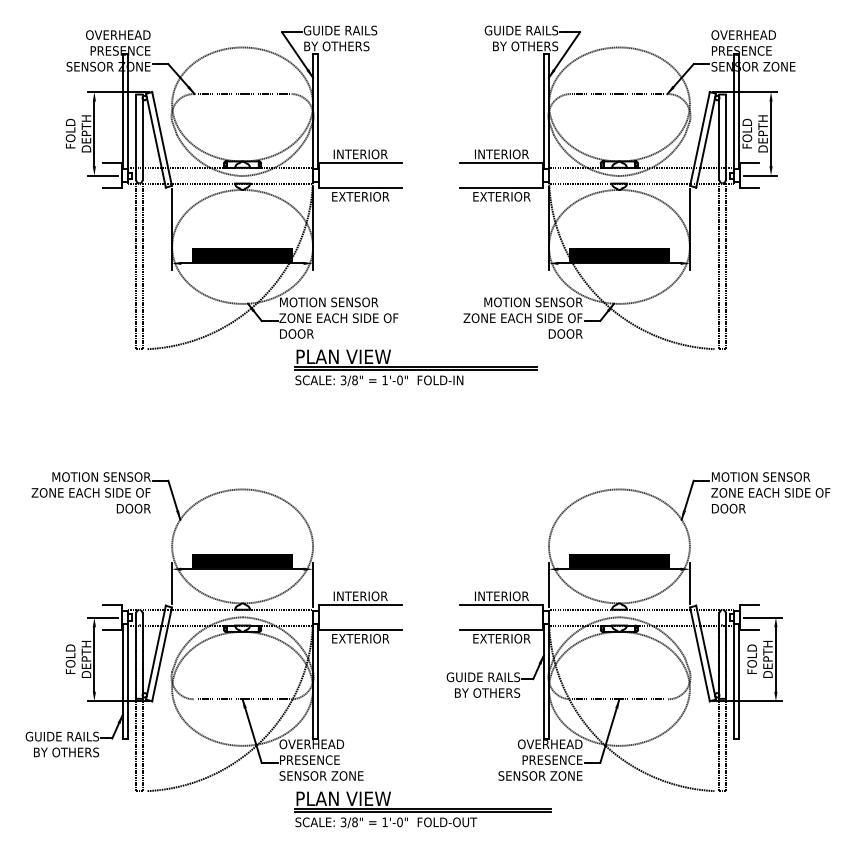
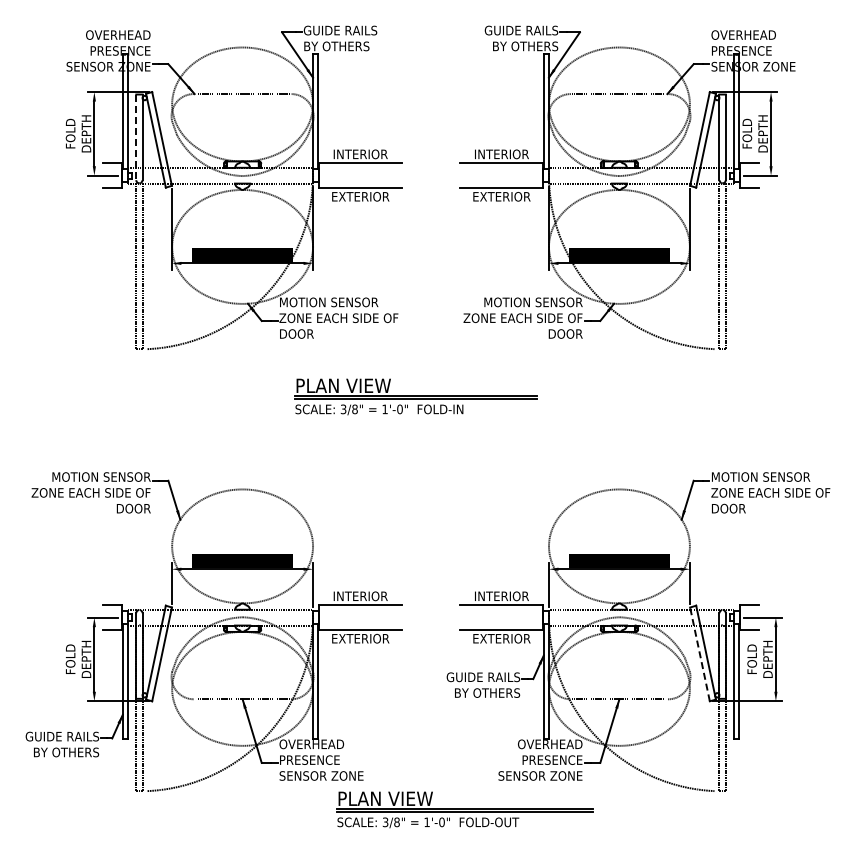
line: solid -> dashed (136, 137)
part position: (415, 367) -> (415, 396) (415, 396)
line: solid -> dashed (699, 654)
part position: (422, 809) -> (464, 809) (464, 809)
